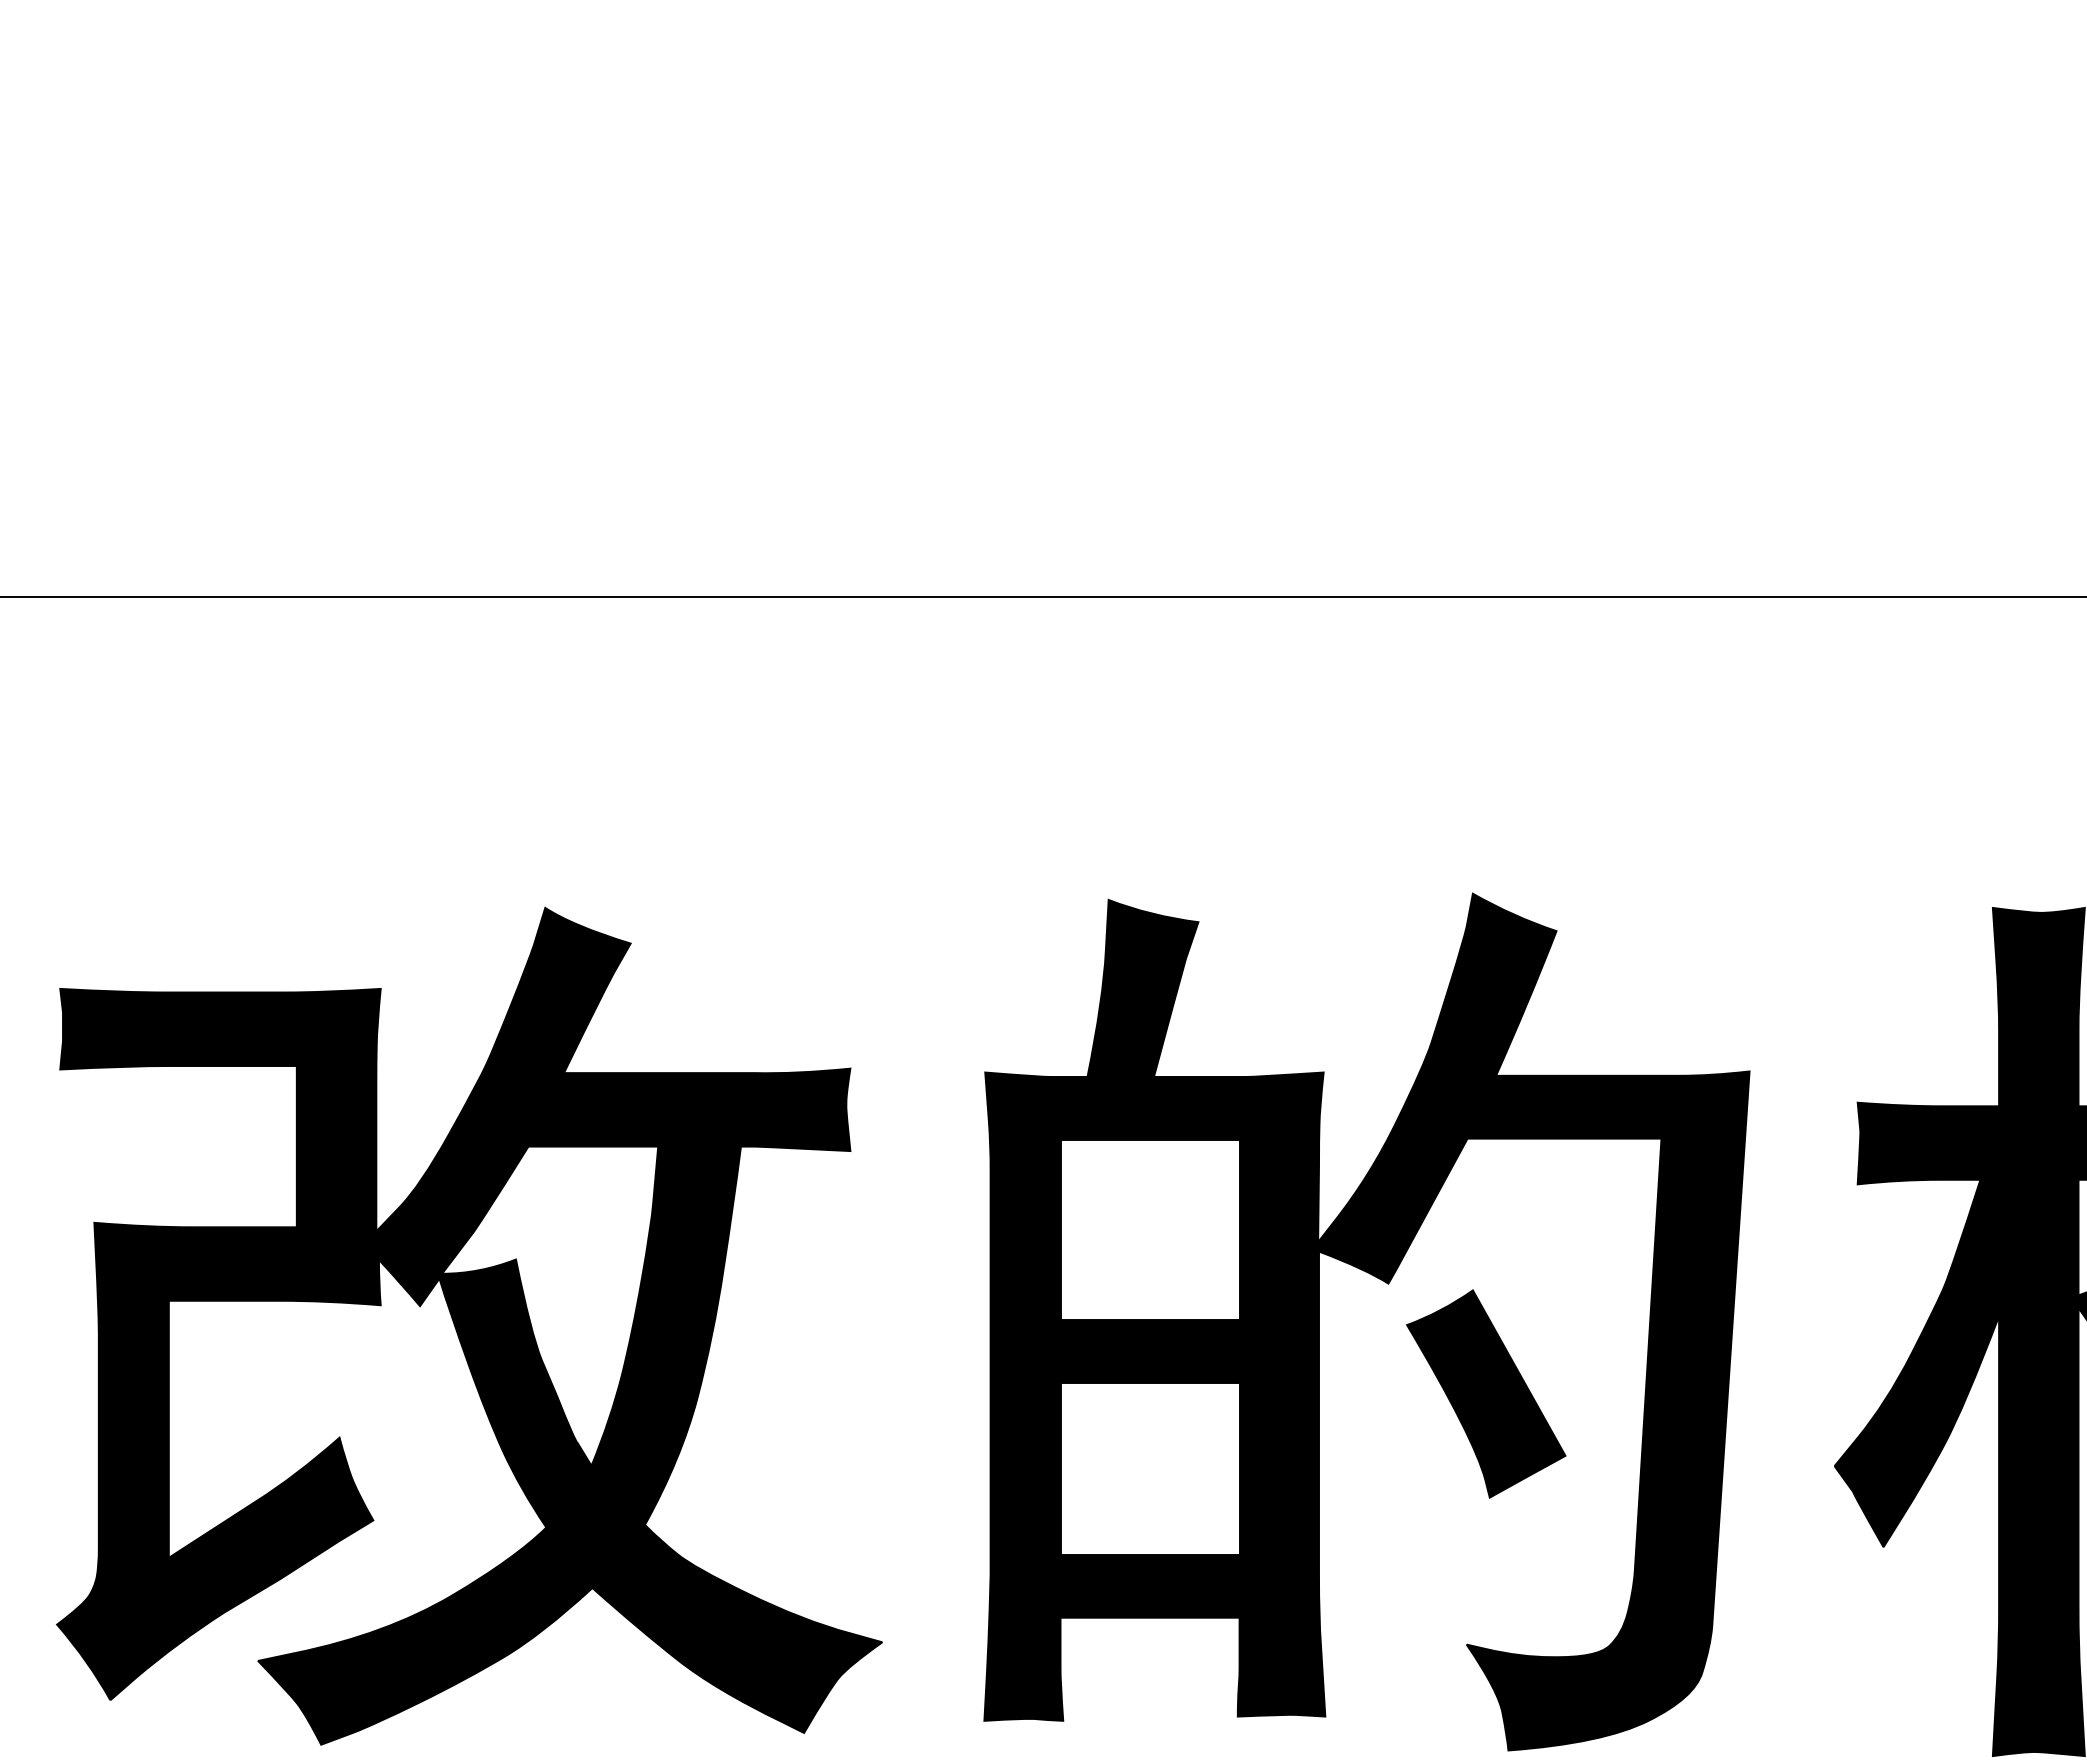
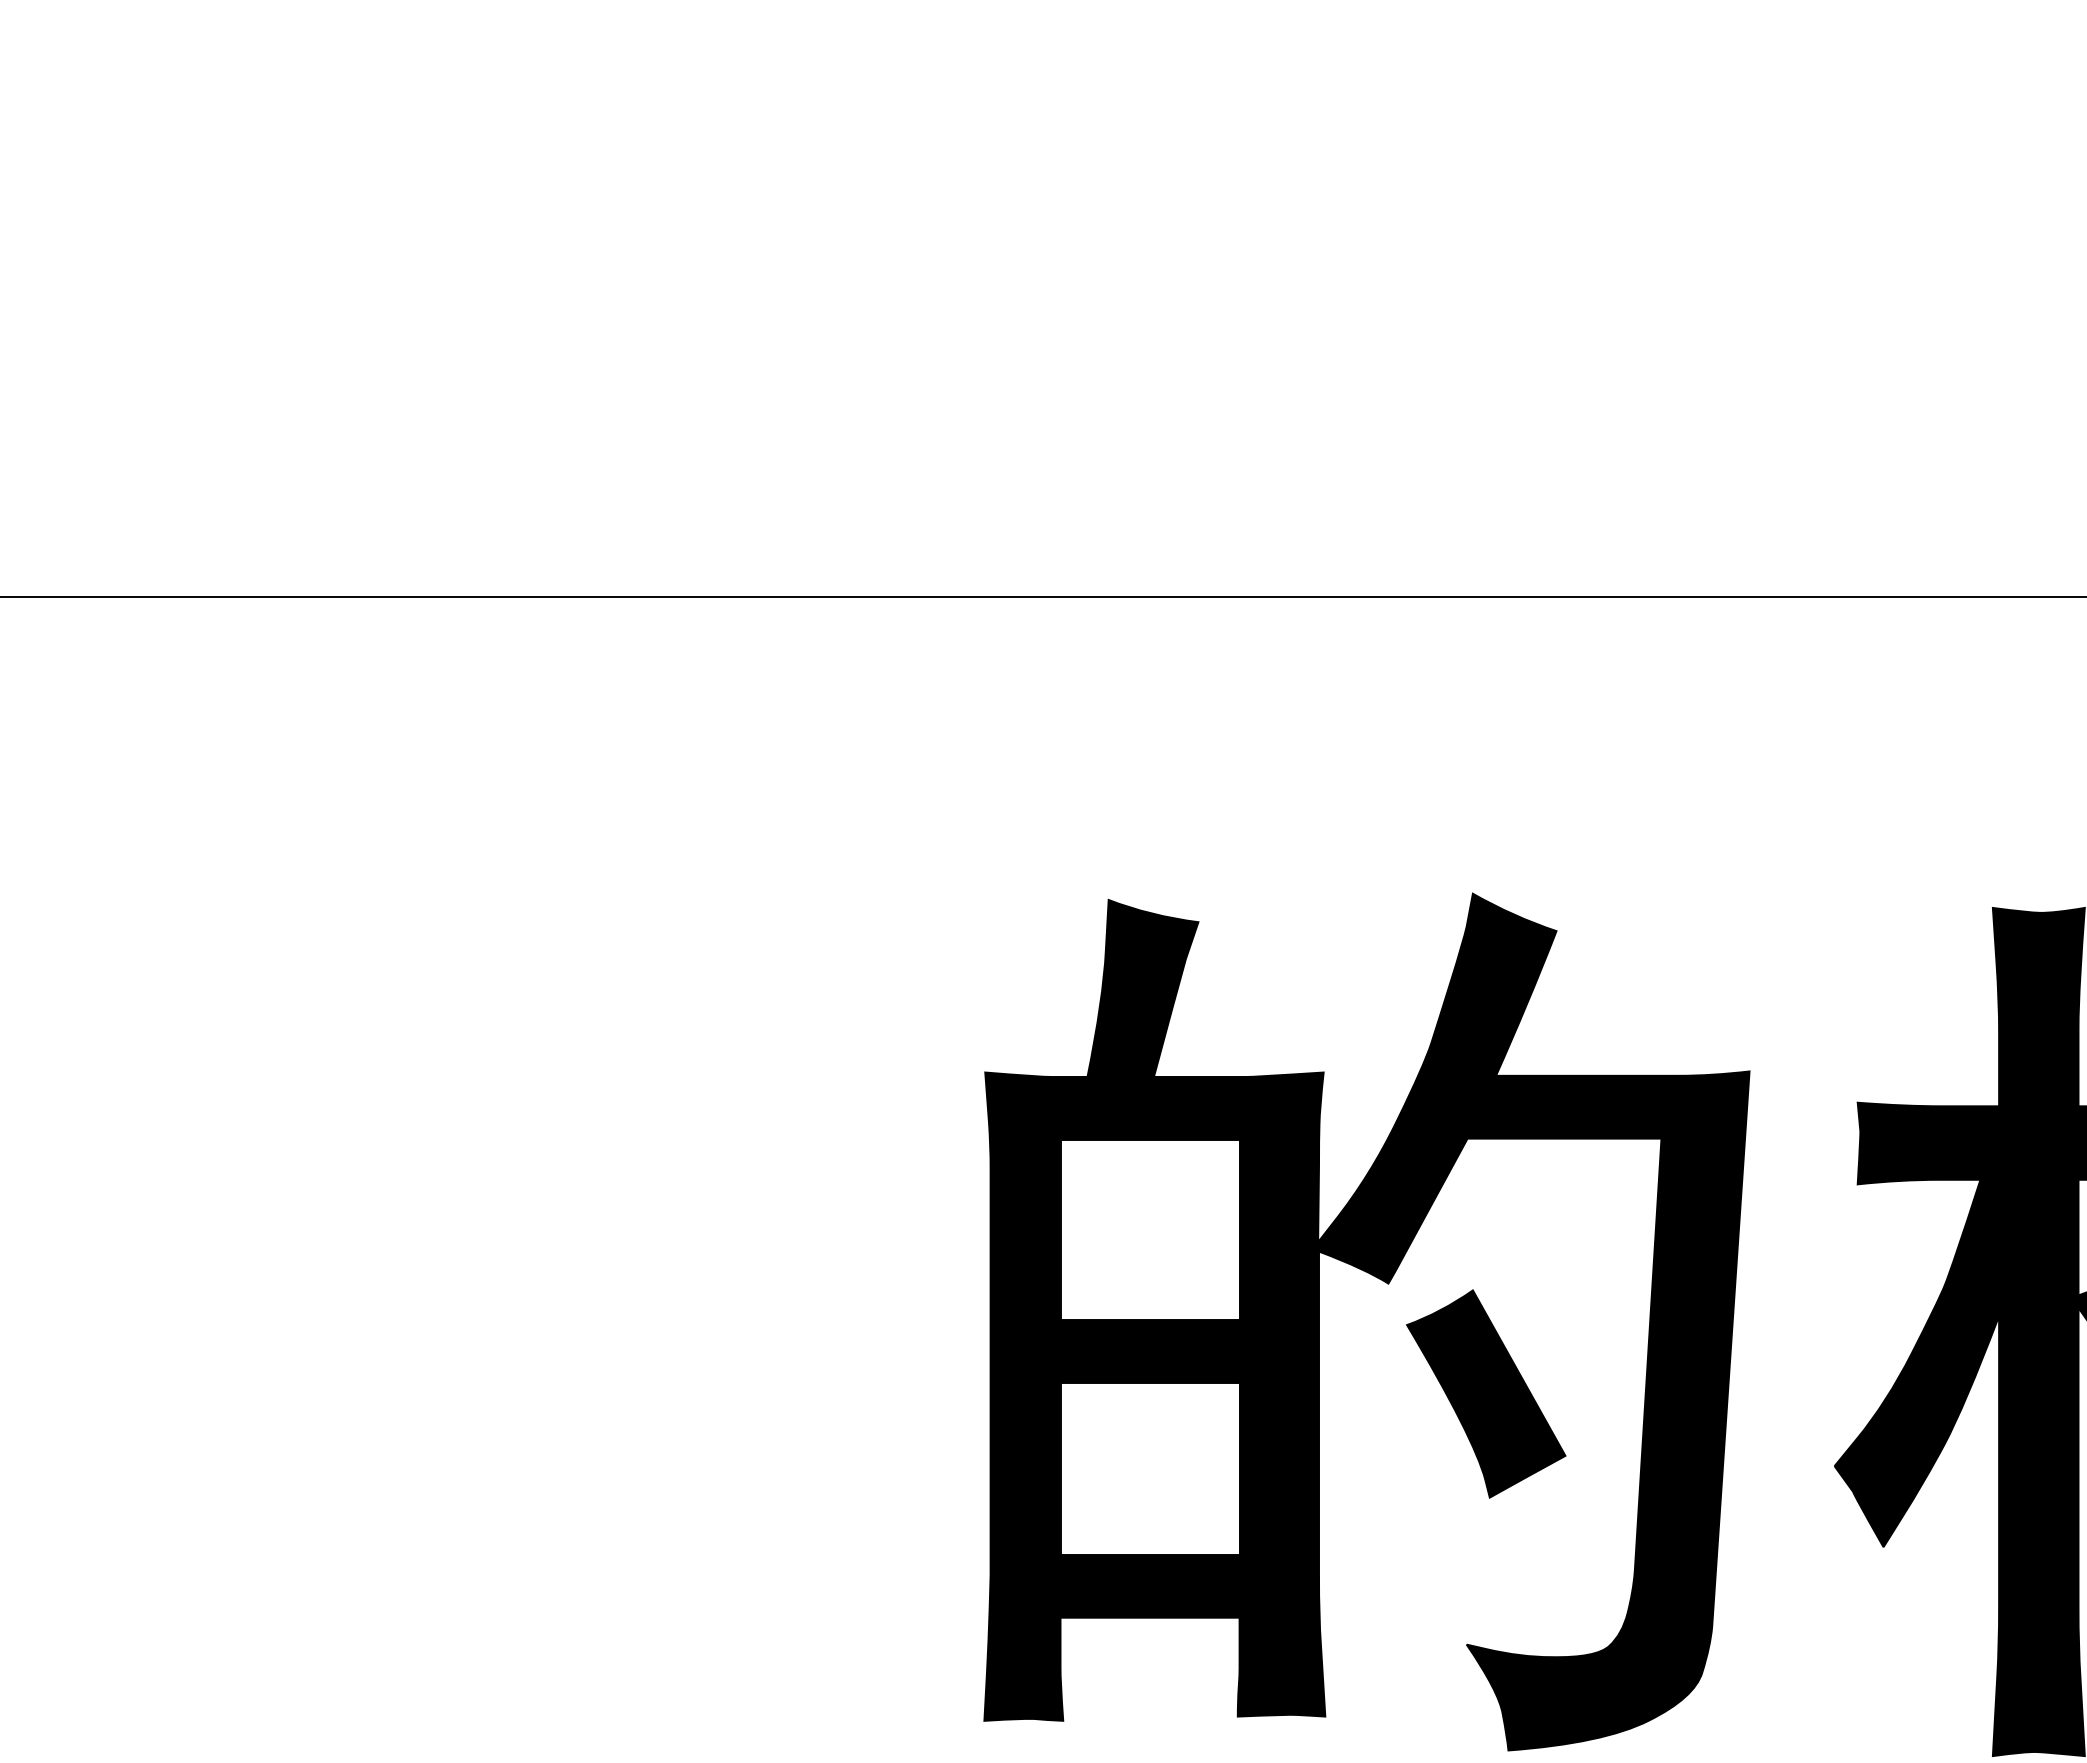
part: present -> none (469, 1325)
